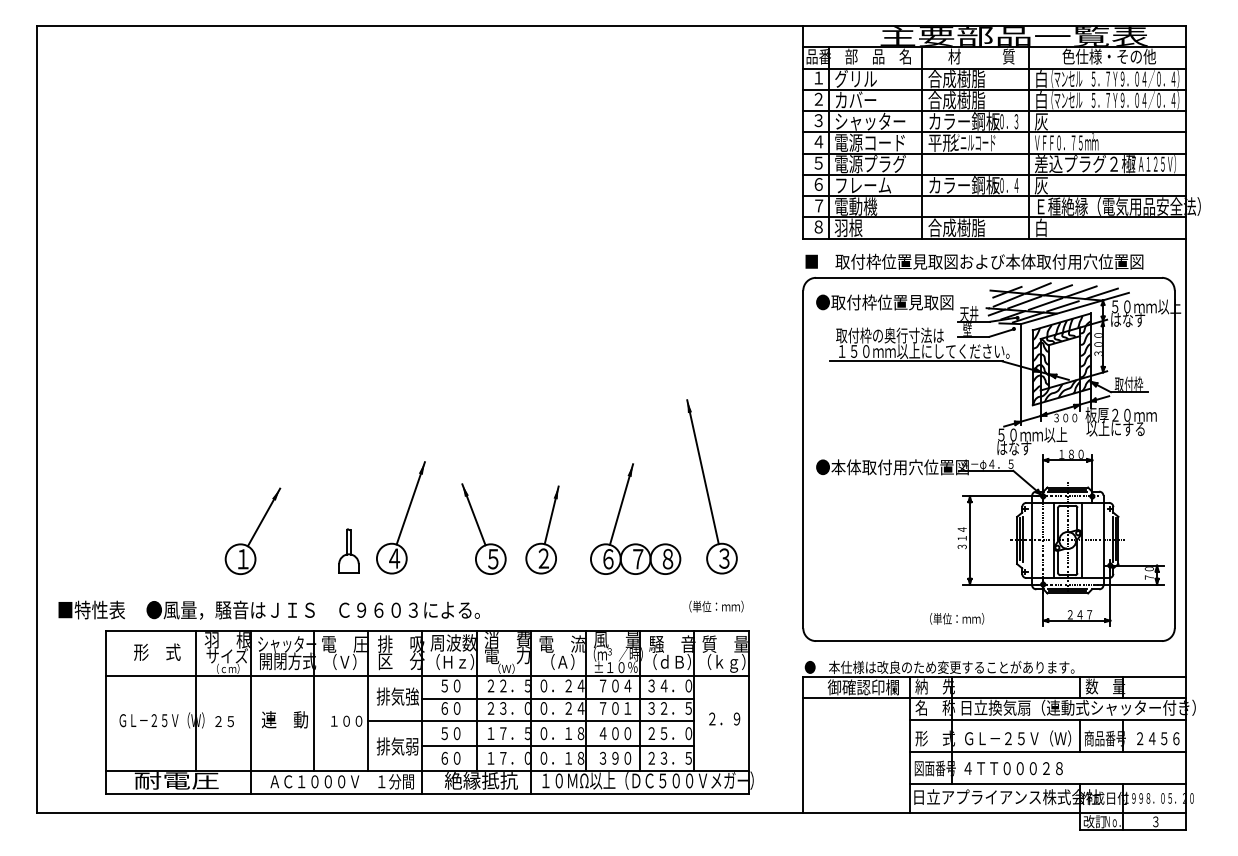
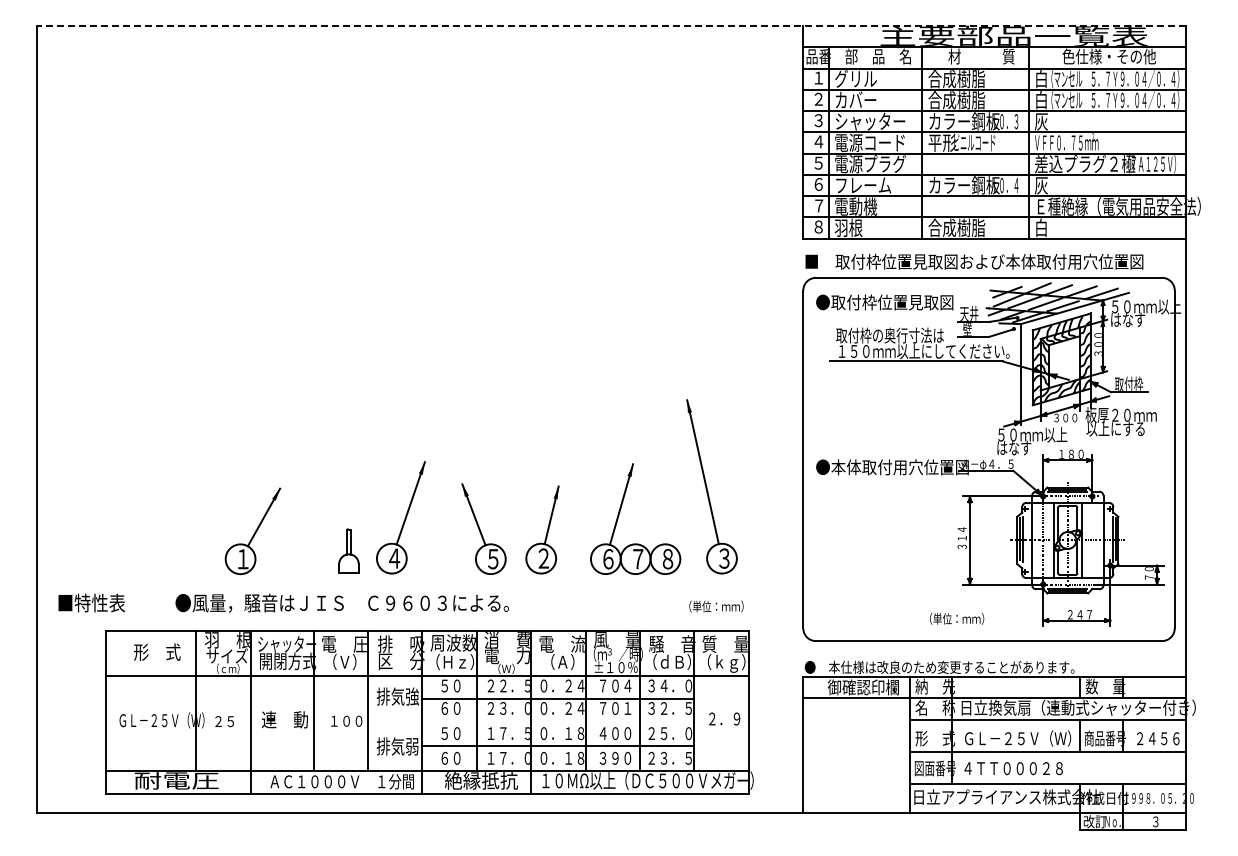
line: solid -> dashed (611, 25)
text position: (91, 609) -> (91, 602) (91, 602)
text position: (312, 609) -> (341, 602) (341, 602)
line: present -> none (531, 721)
